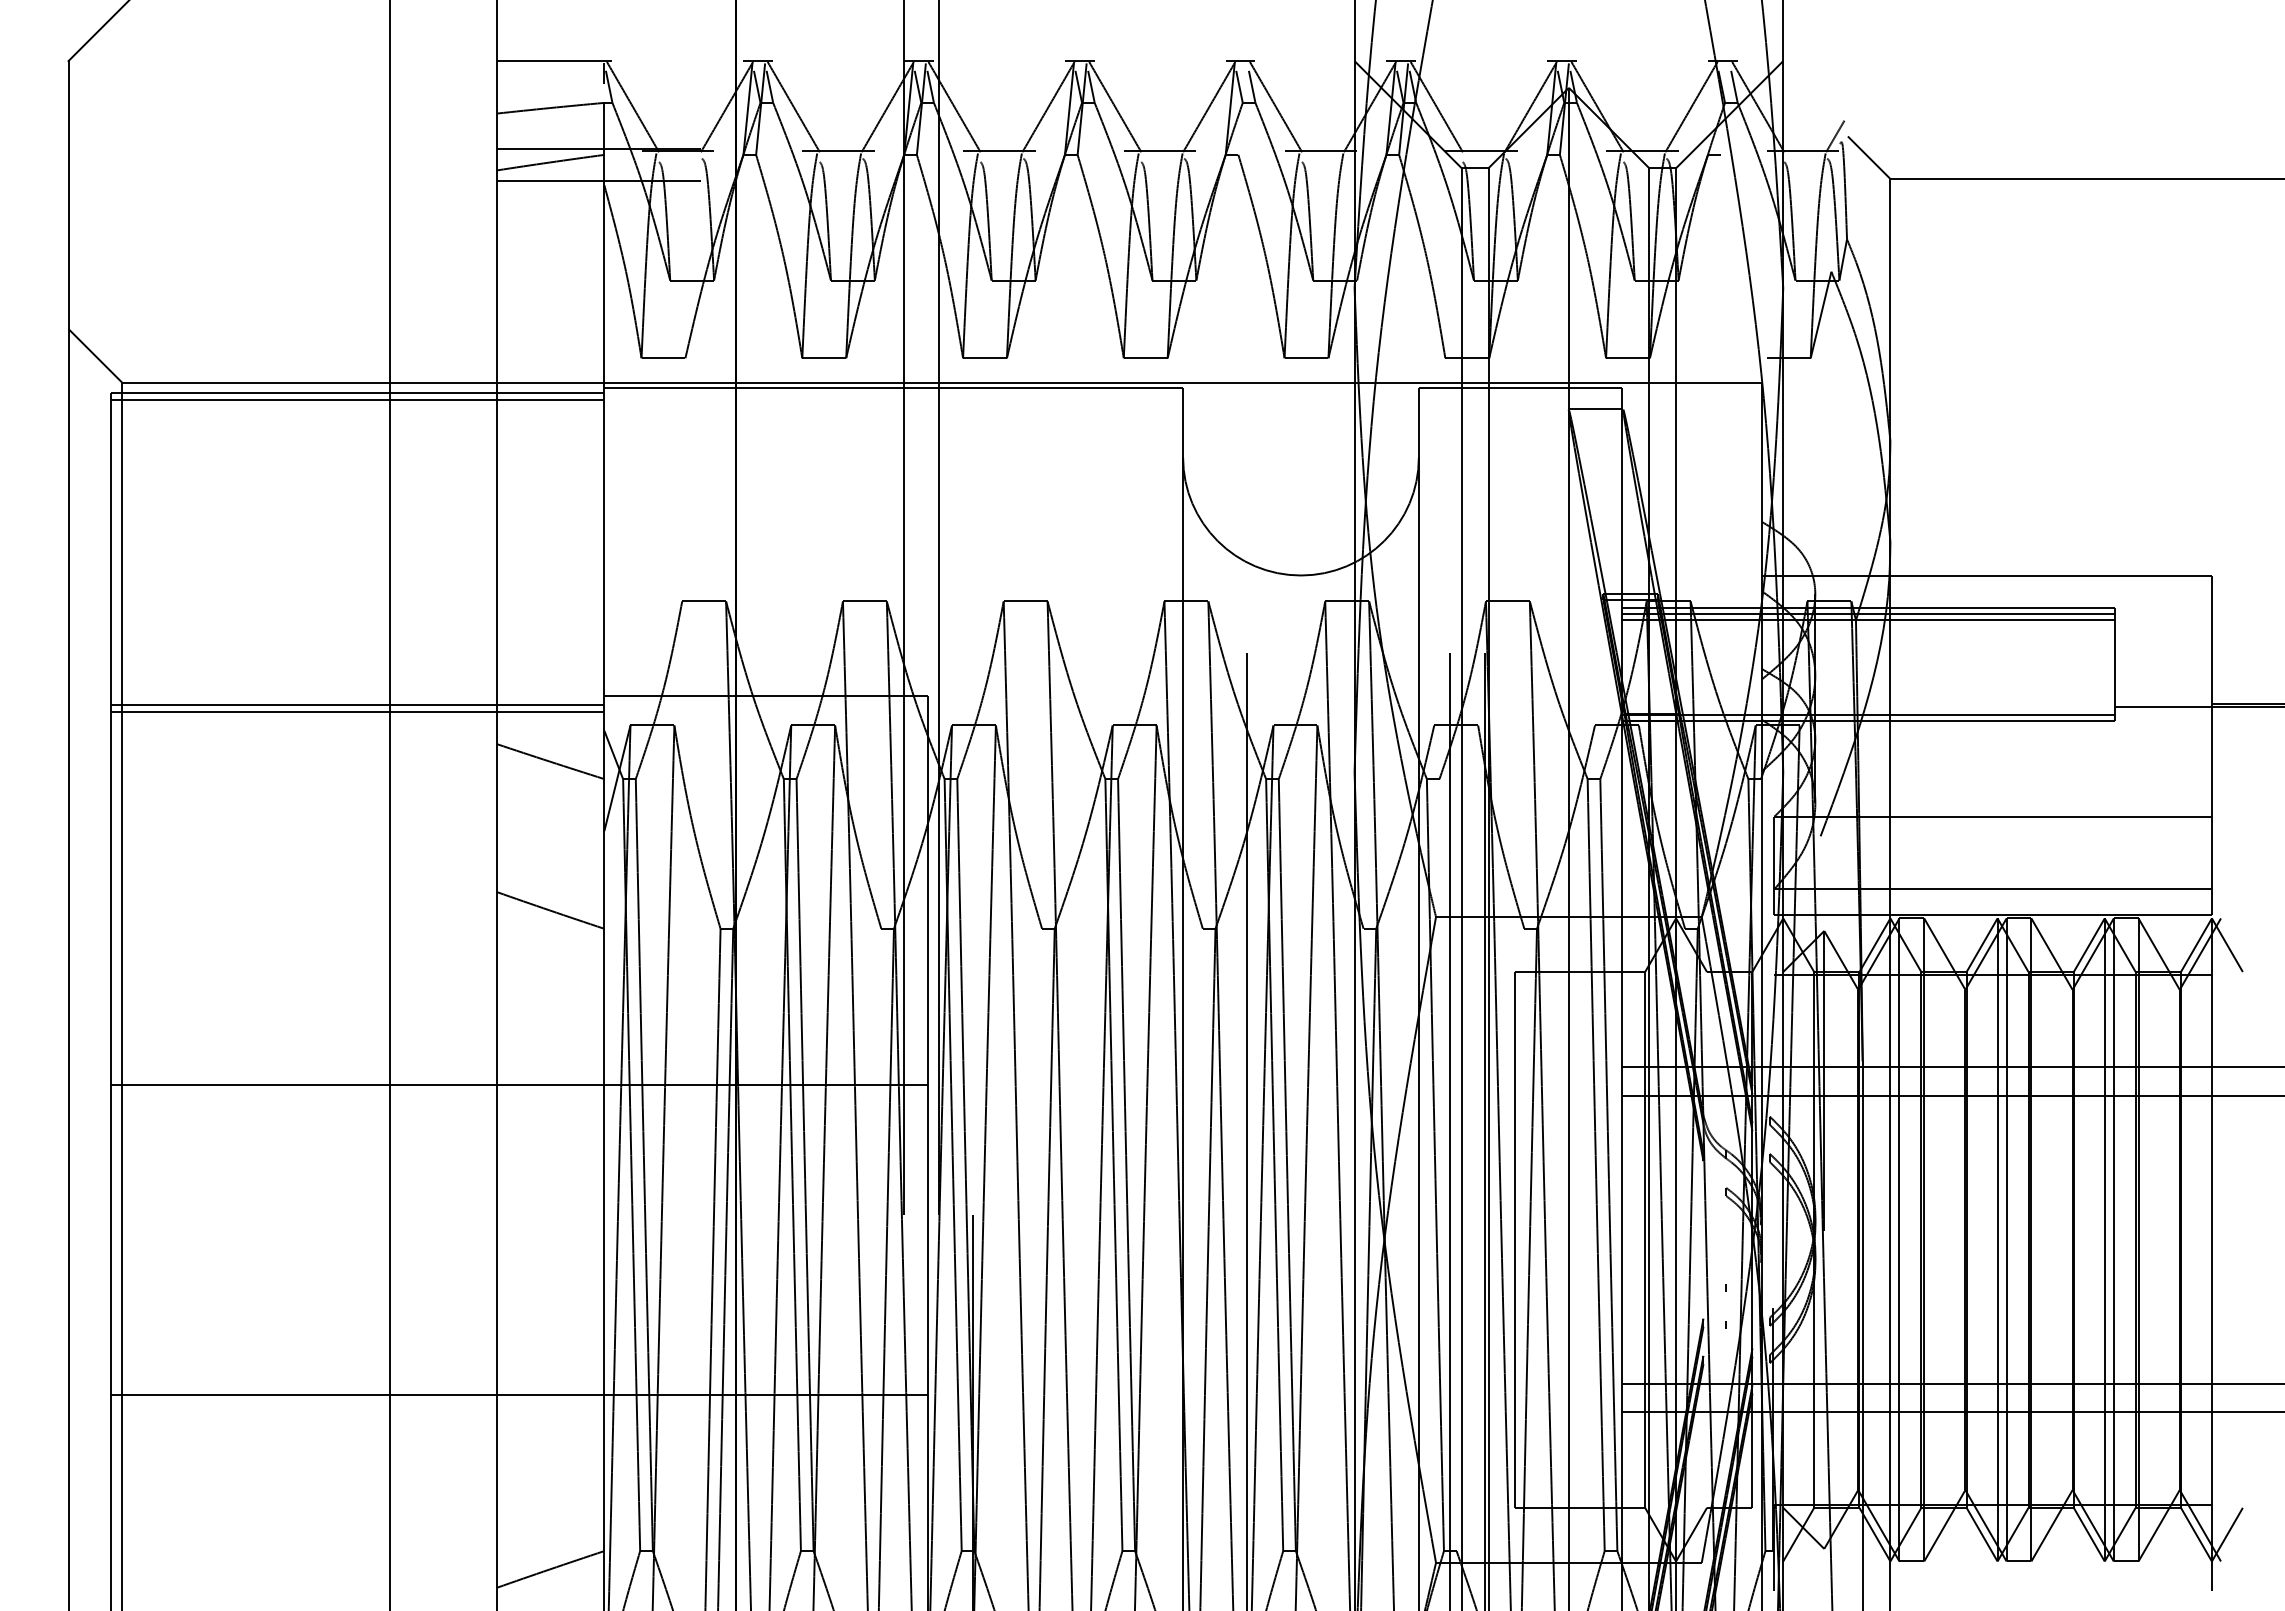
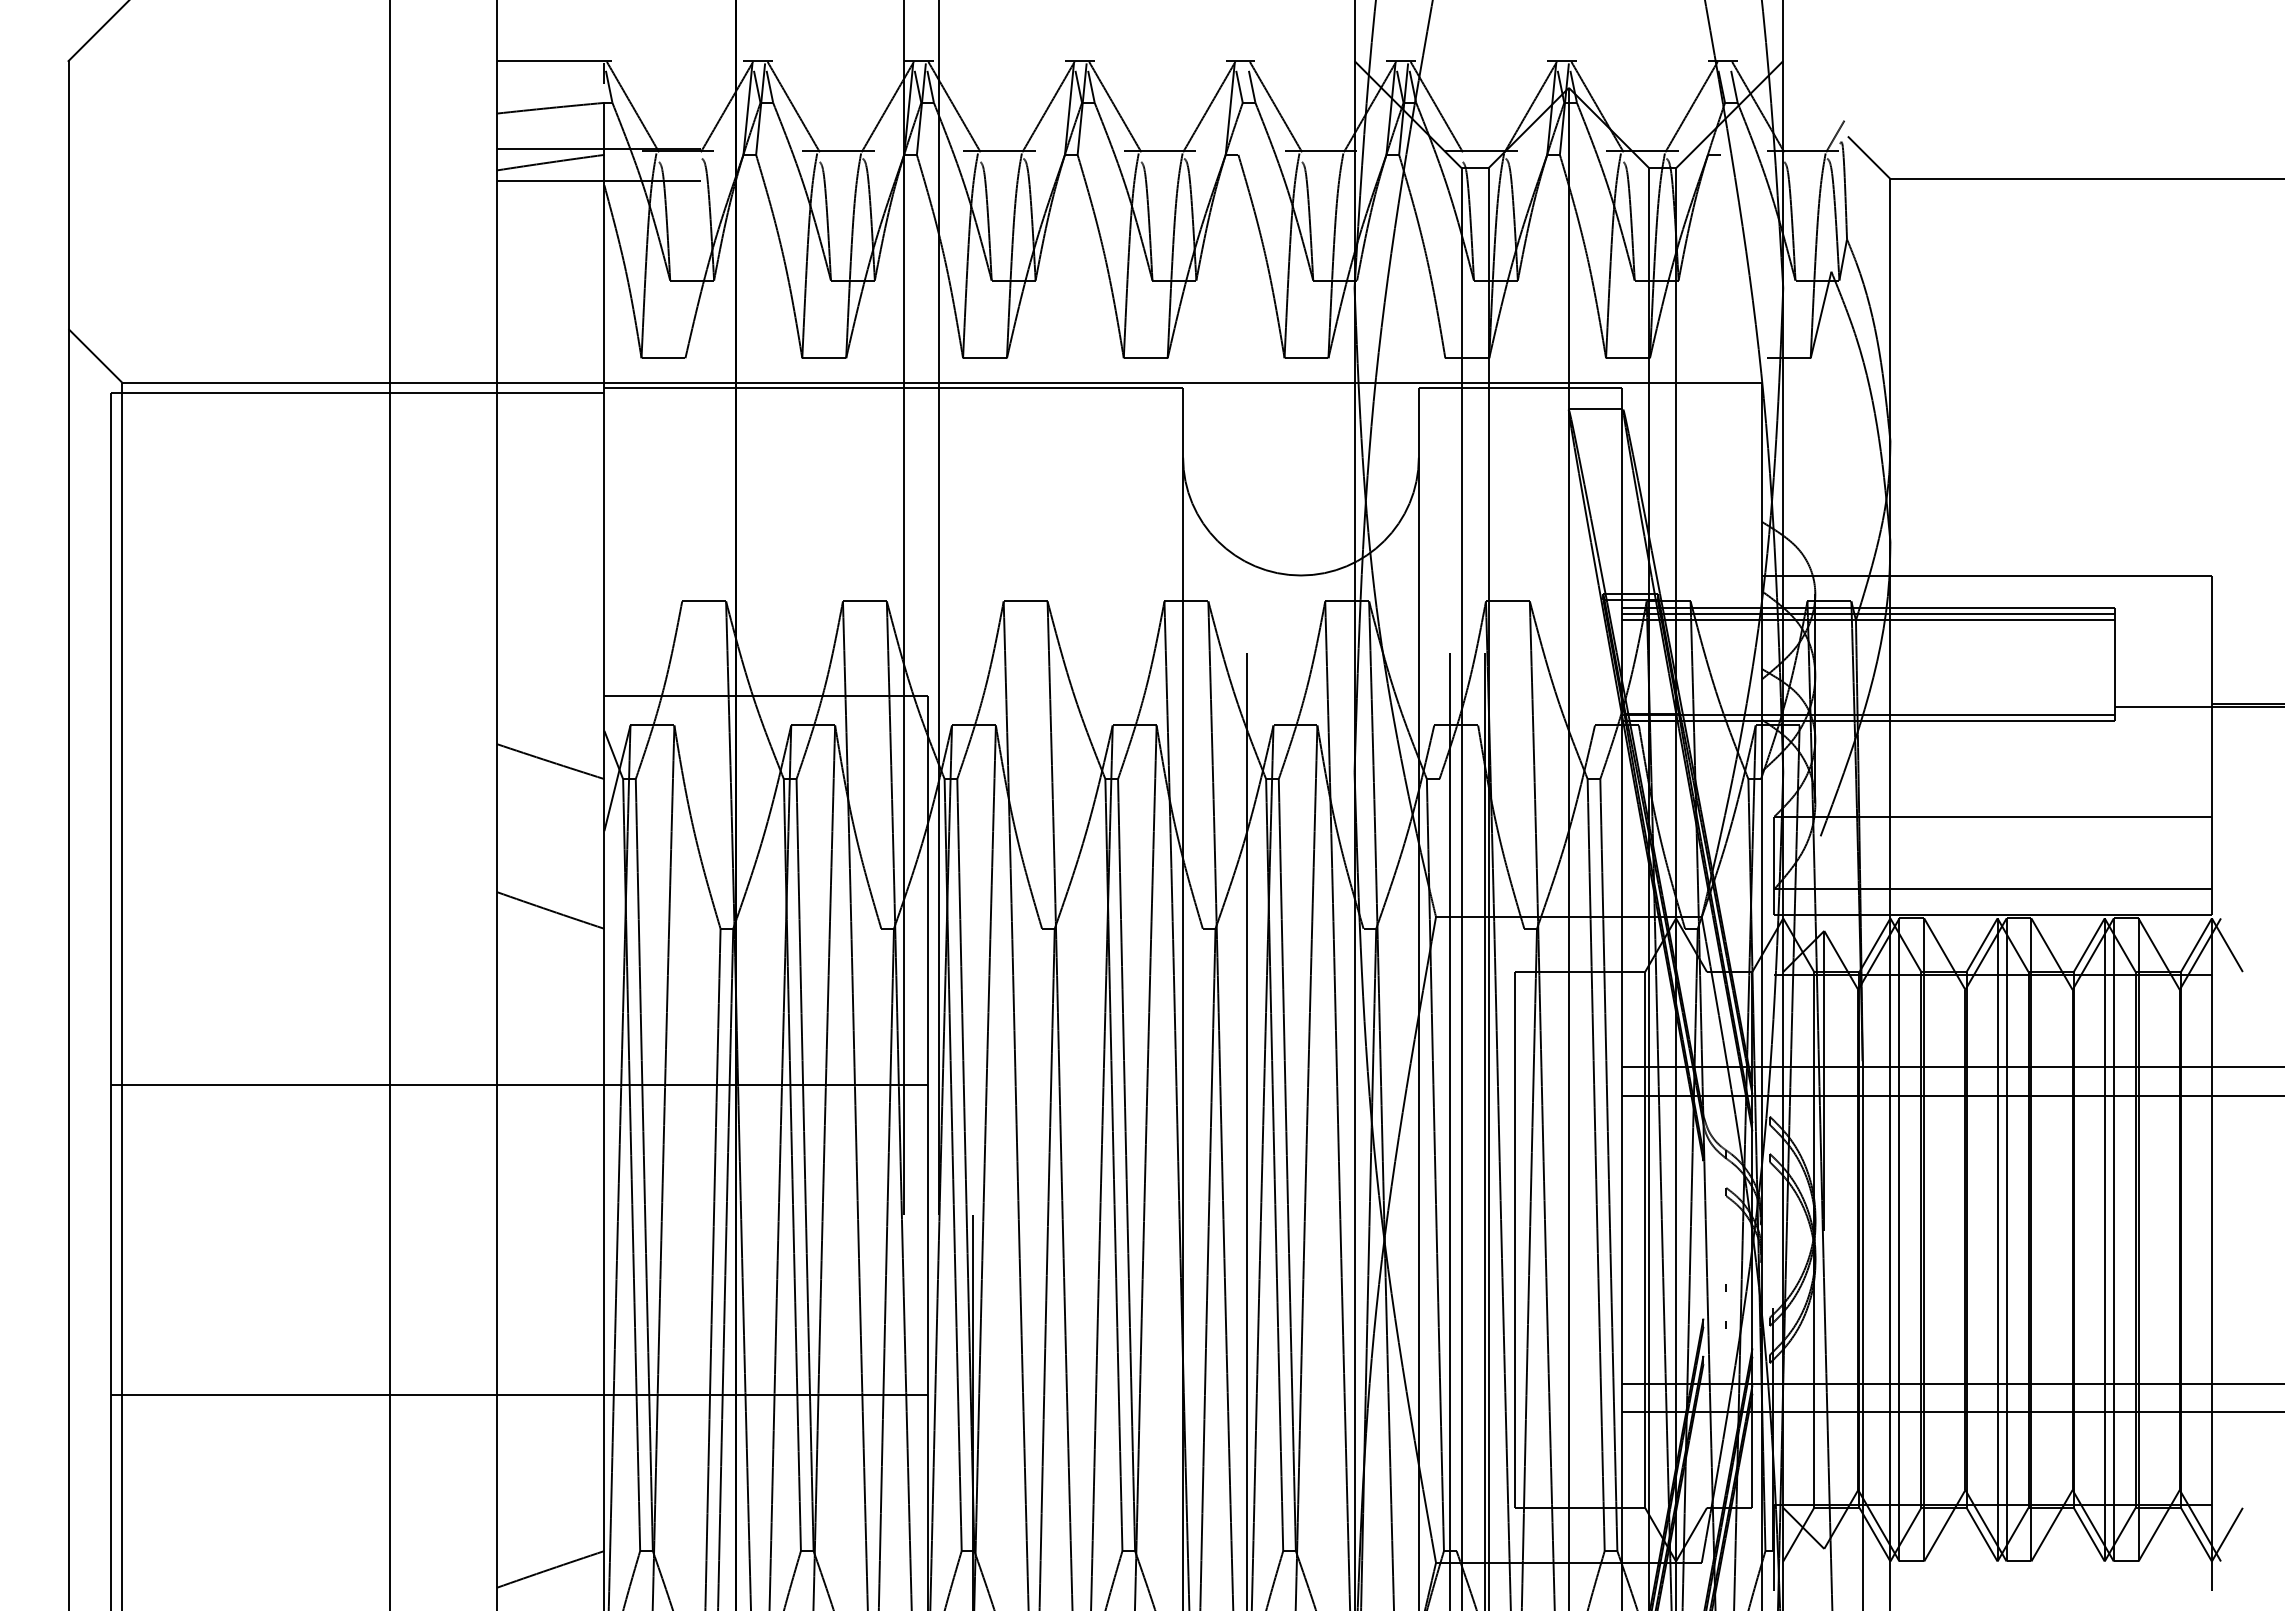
line: present -> none (357, 399)
line: present -> none (357, 705)
line: present -> none (357, 711)
